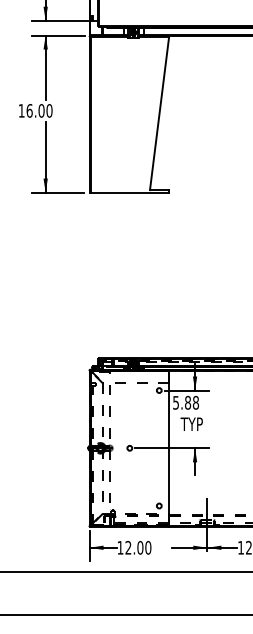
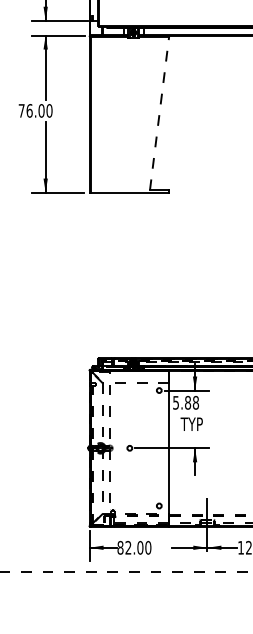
text: 16.00 -> 76.00 (21, 110)
line: solid -> dashed (159, 113)
text: 12.00 -> 82.00 (120, 547)
line: solid -> dashed (126, 572)
line: present -> none (125, 614)
